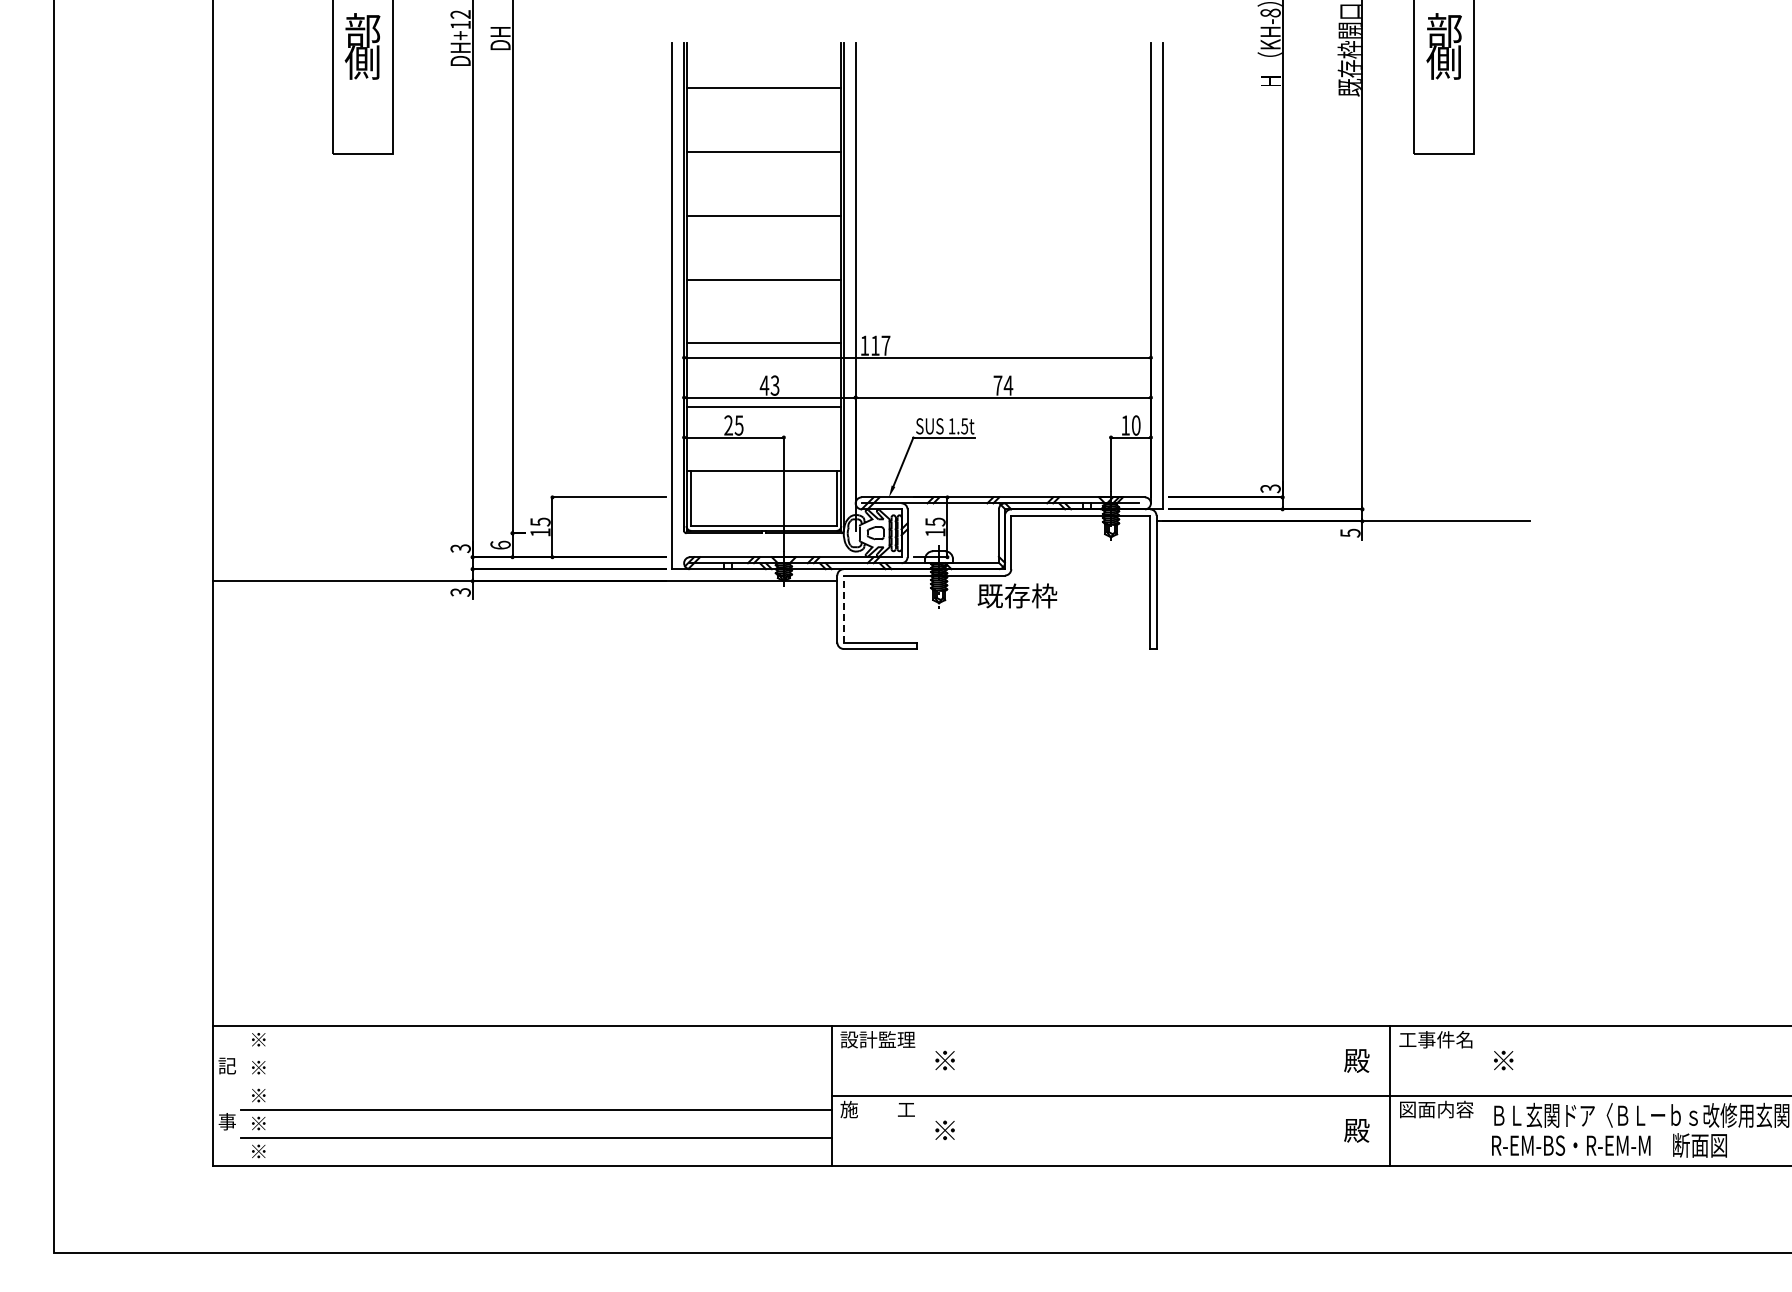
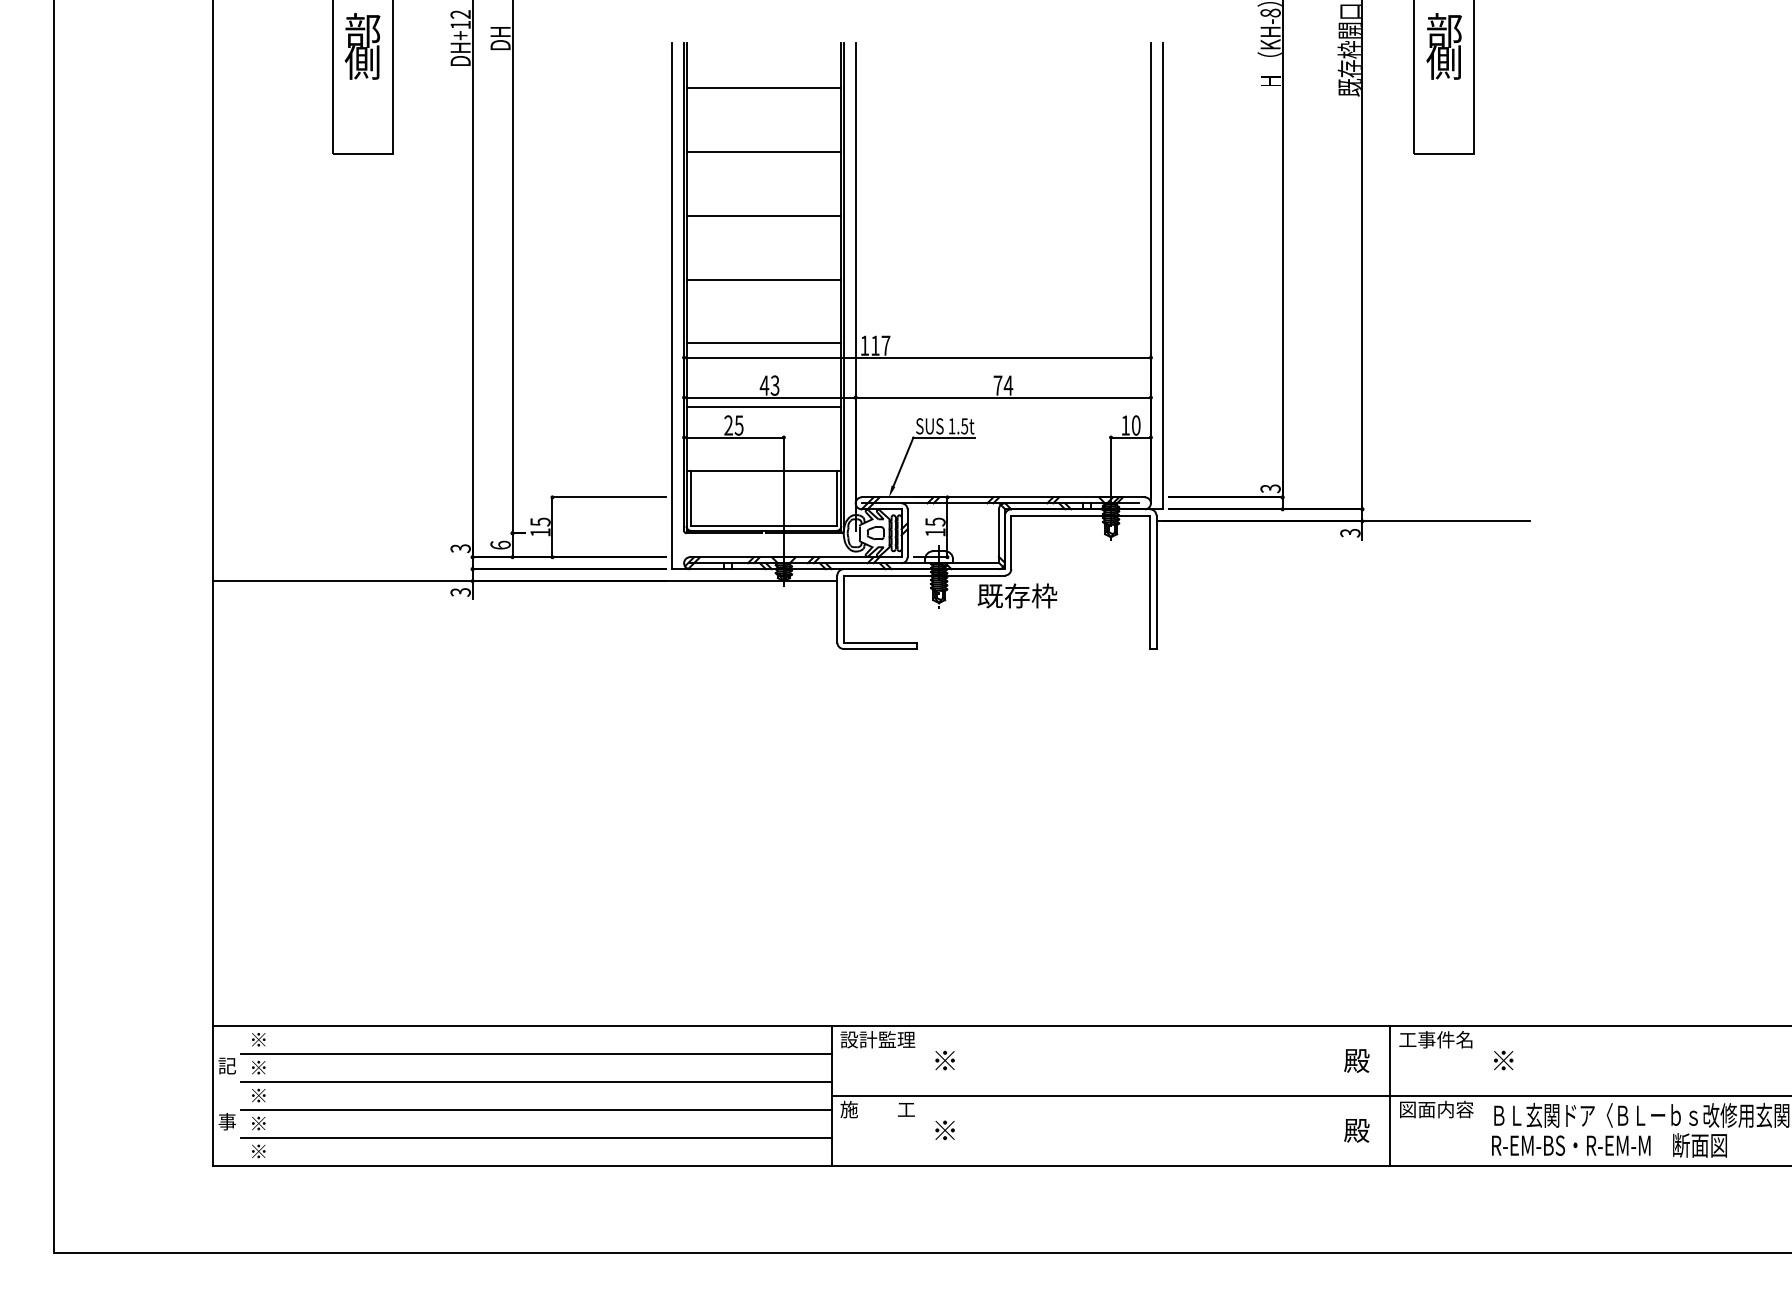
text: 5 -> 3 (1350, 532)
line: dashed -> solid (843, 609)
line: none -> present (536, 1053)
line: none -> present (536, 1081)
